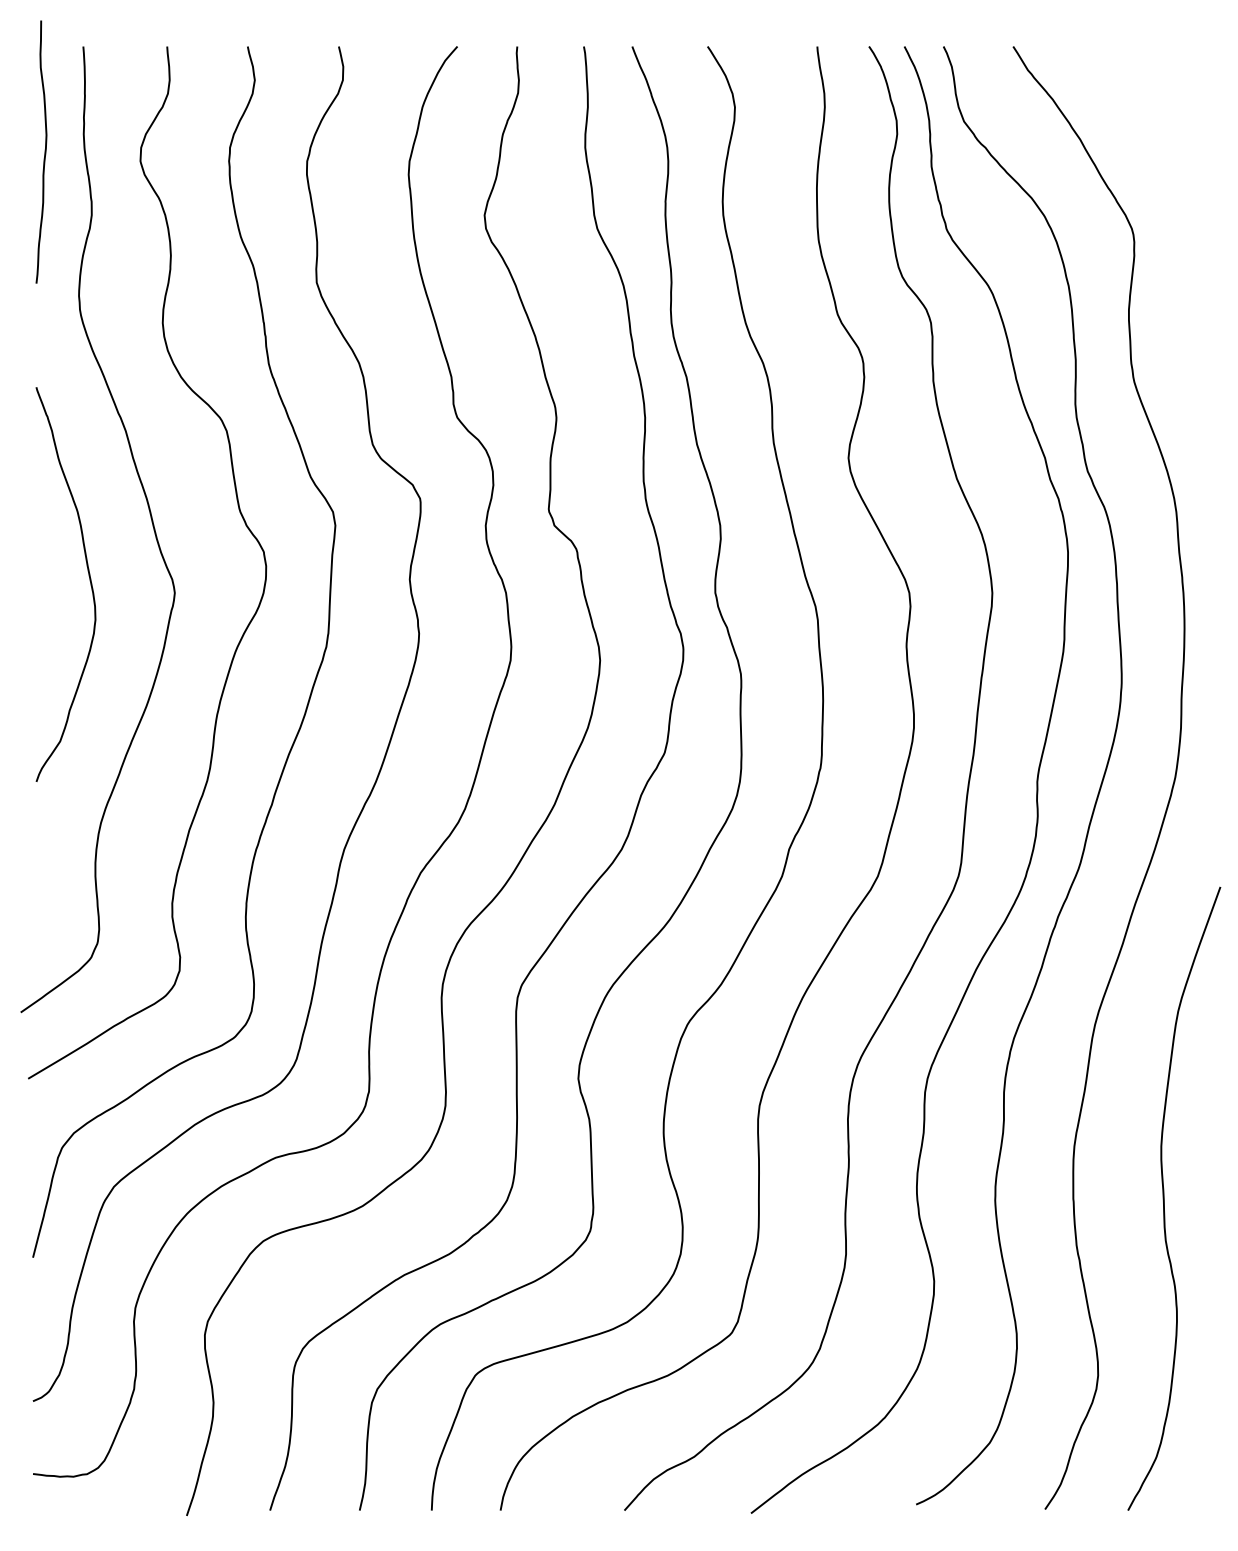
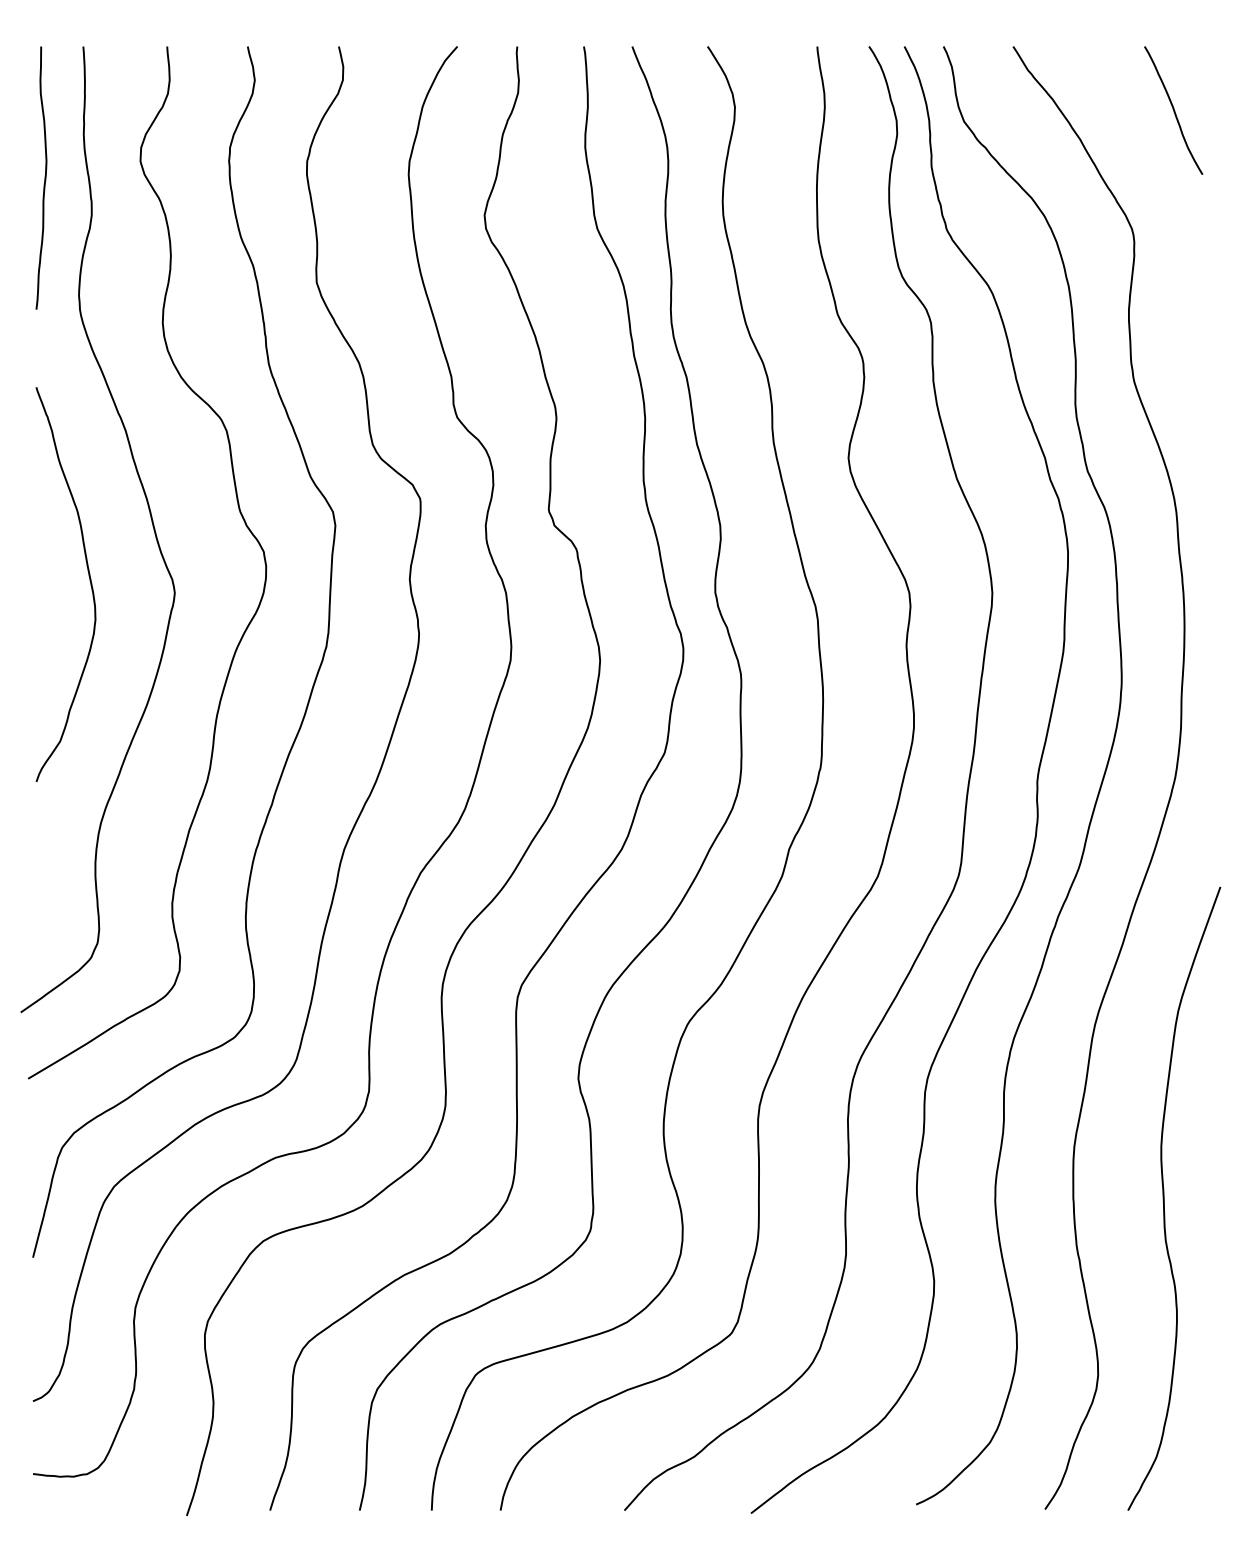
curve: none -> present (1173, 110)
curve position: (44, 151) -> (44, 177) (44, 177)
